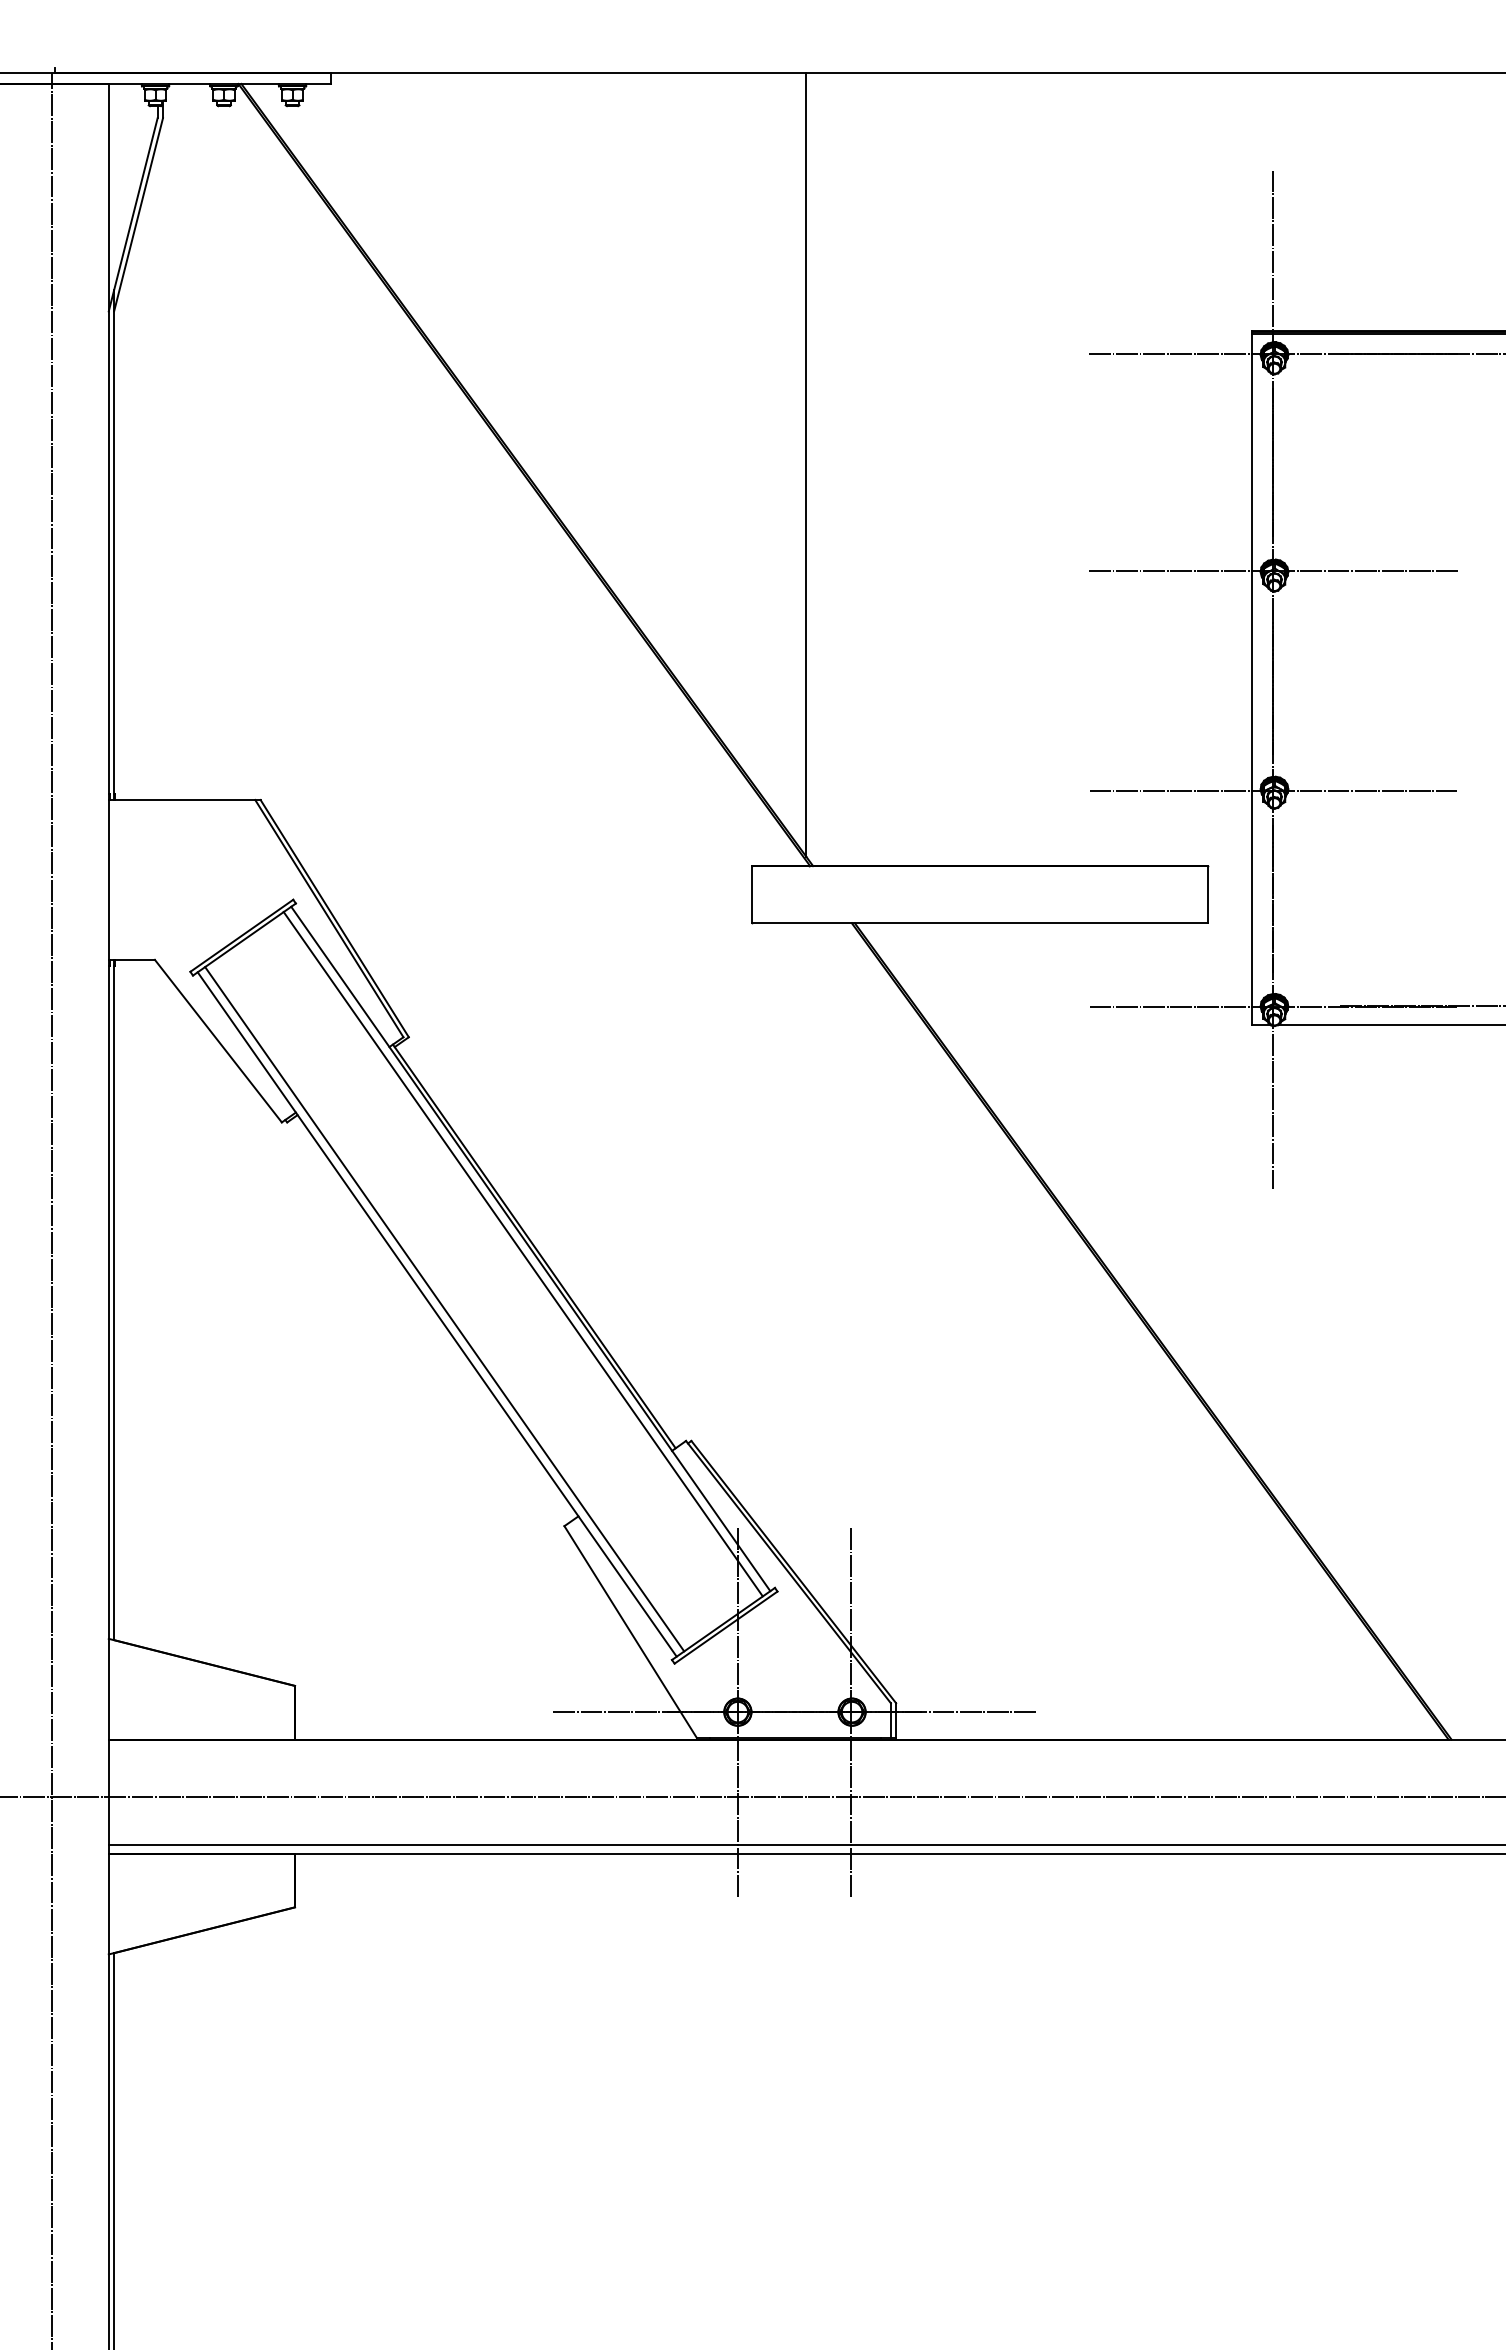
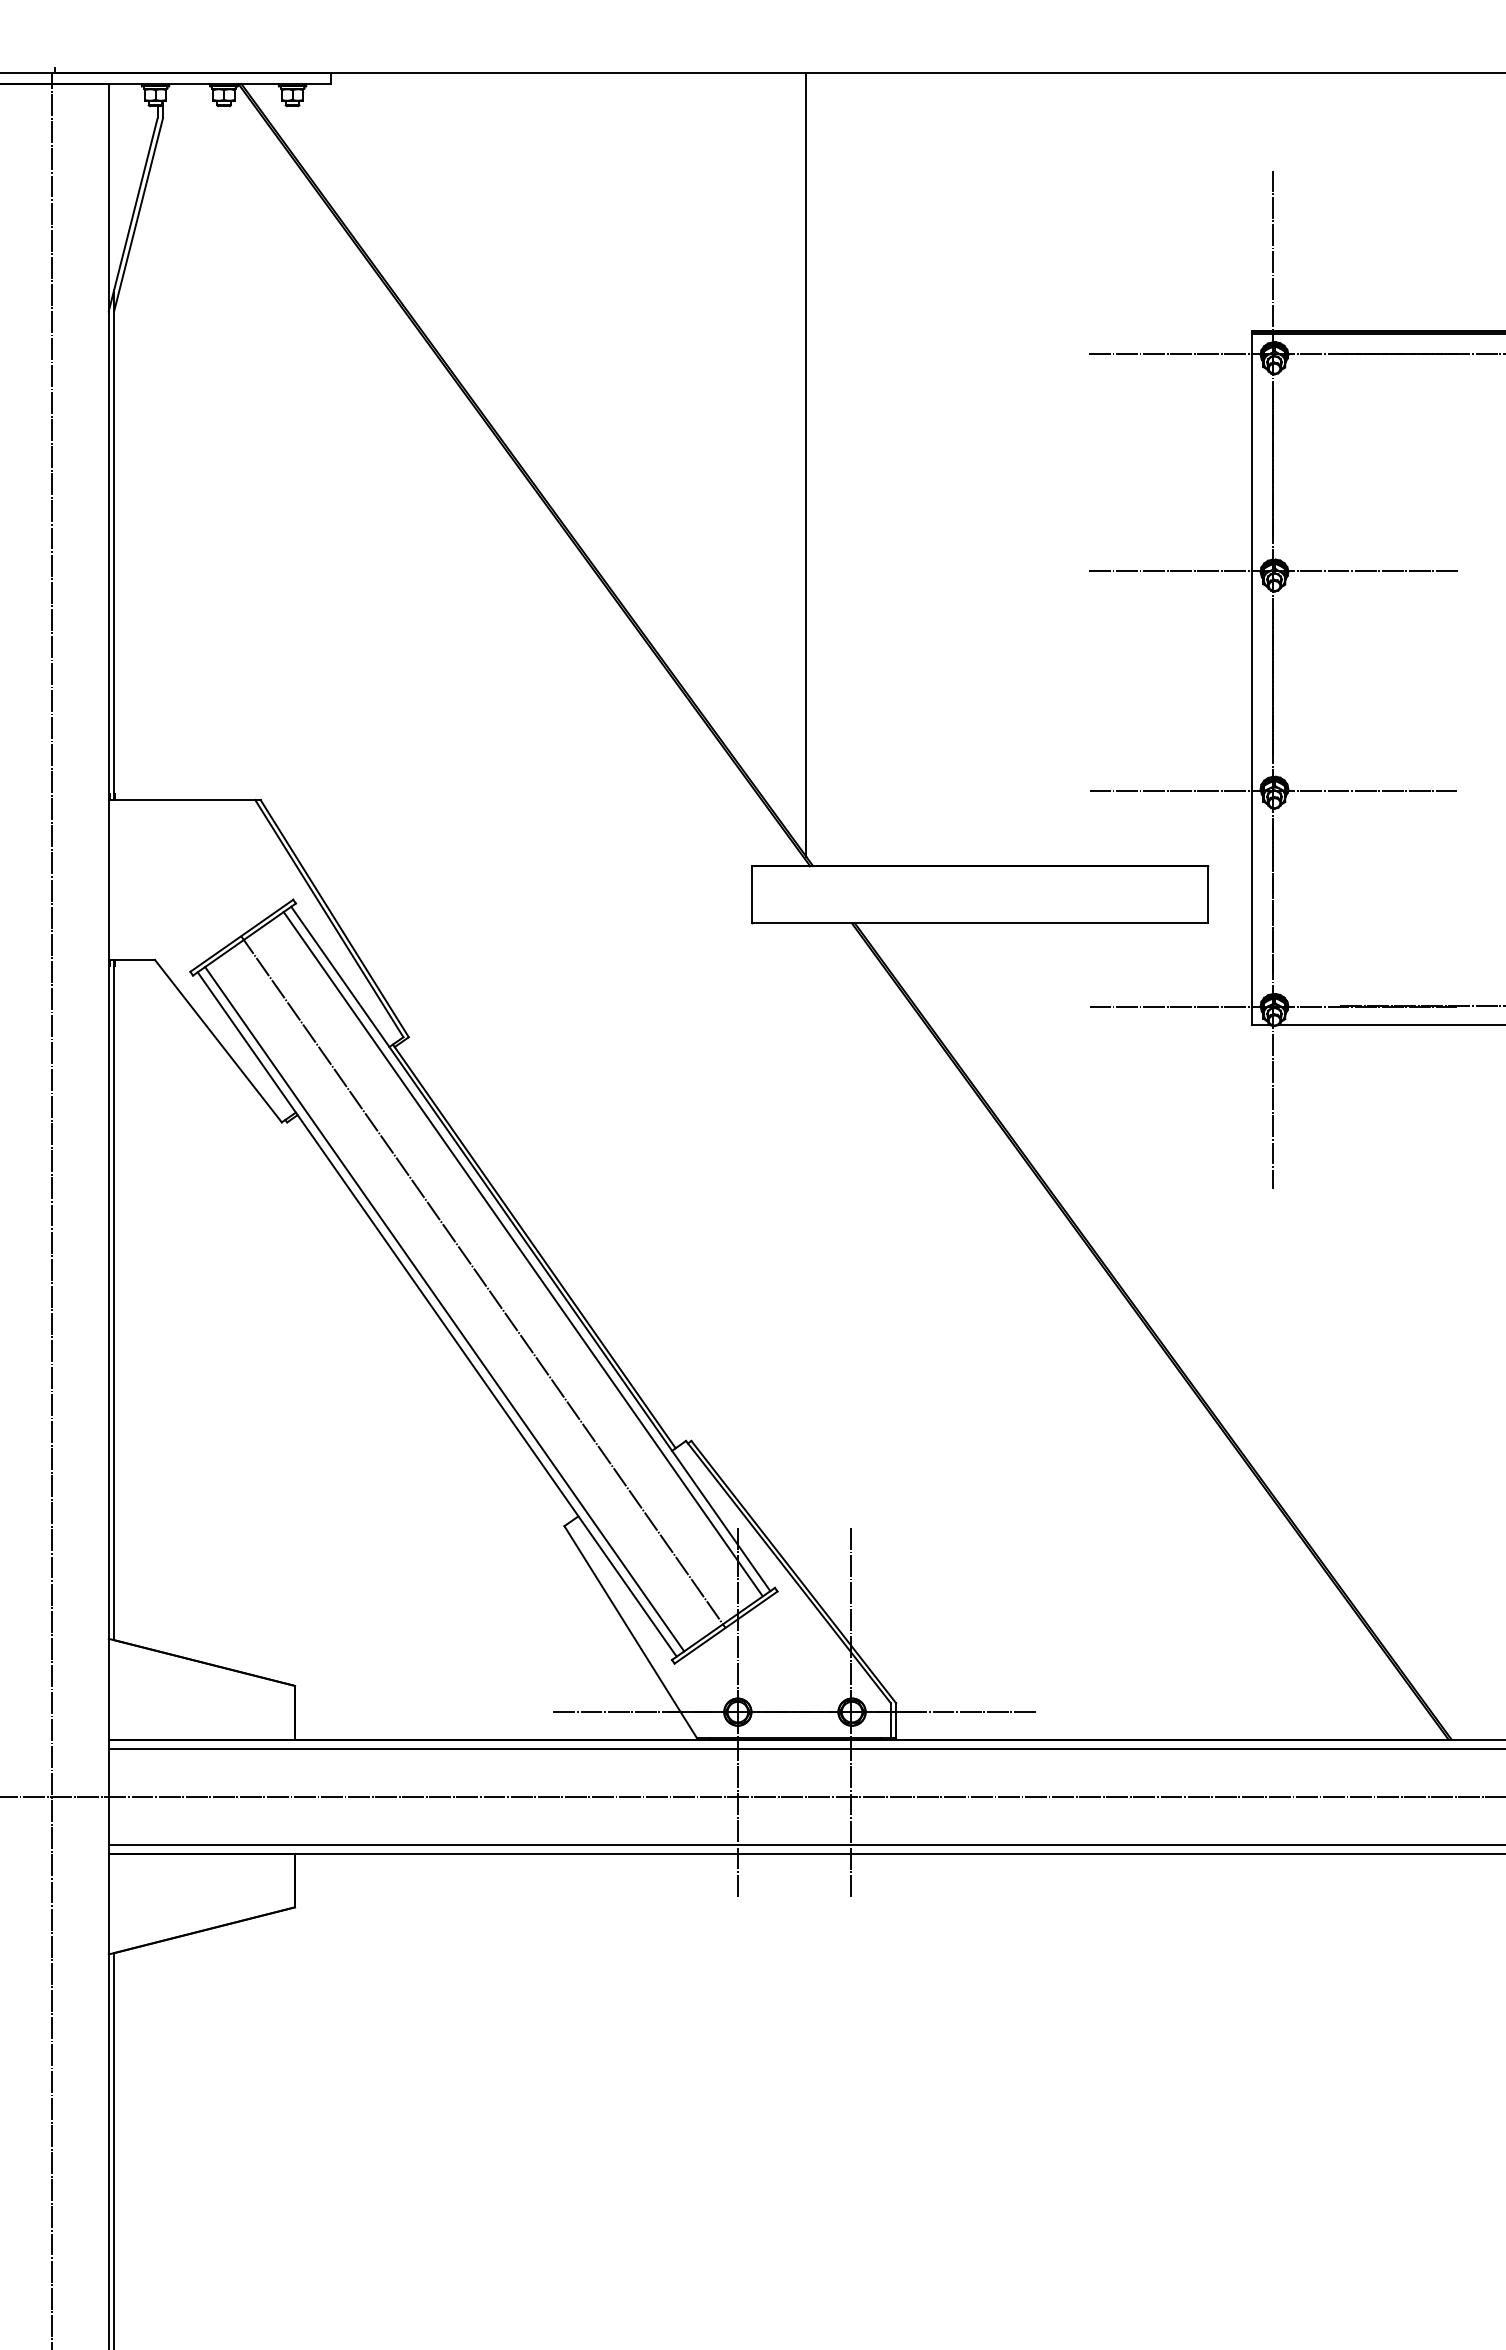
line: none -> present (482, 1281)
line: none -> present (805, 1748)
